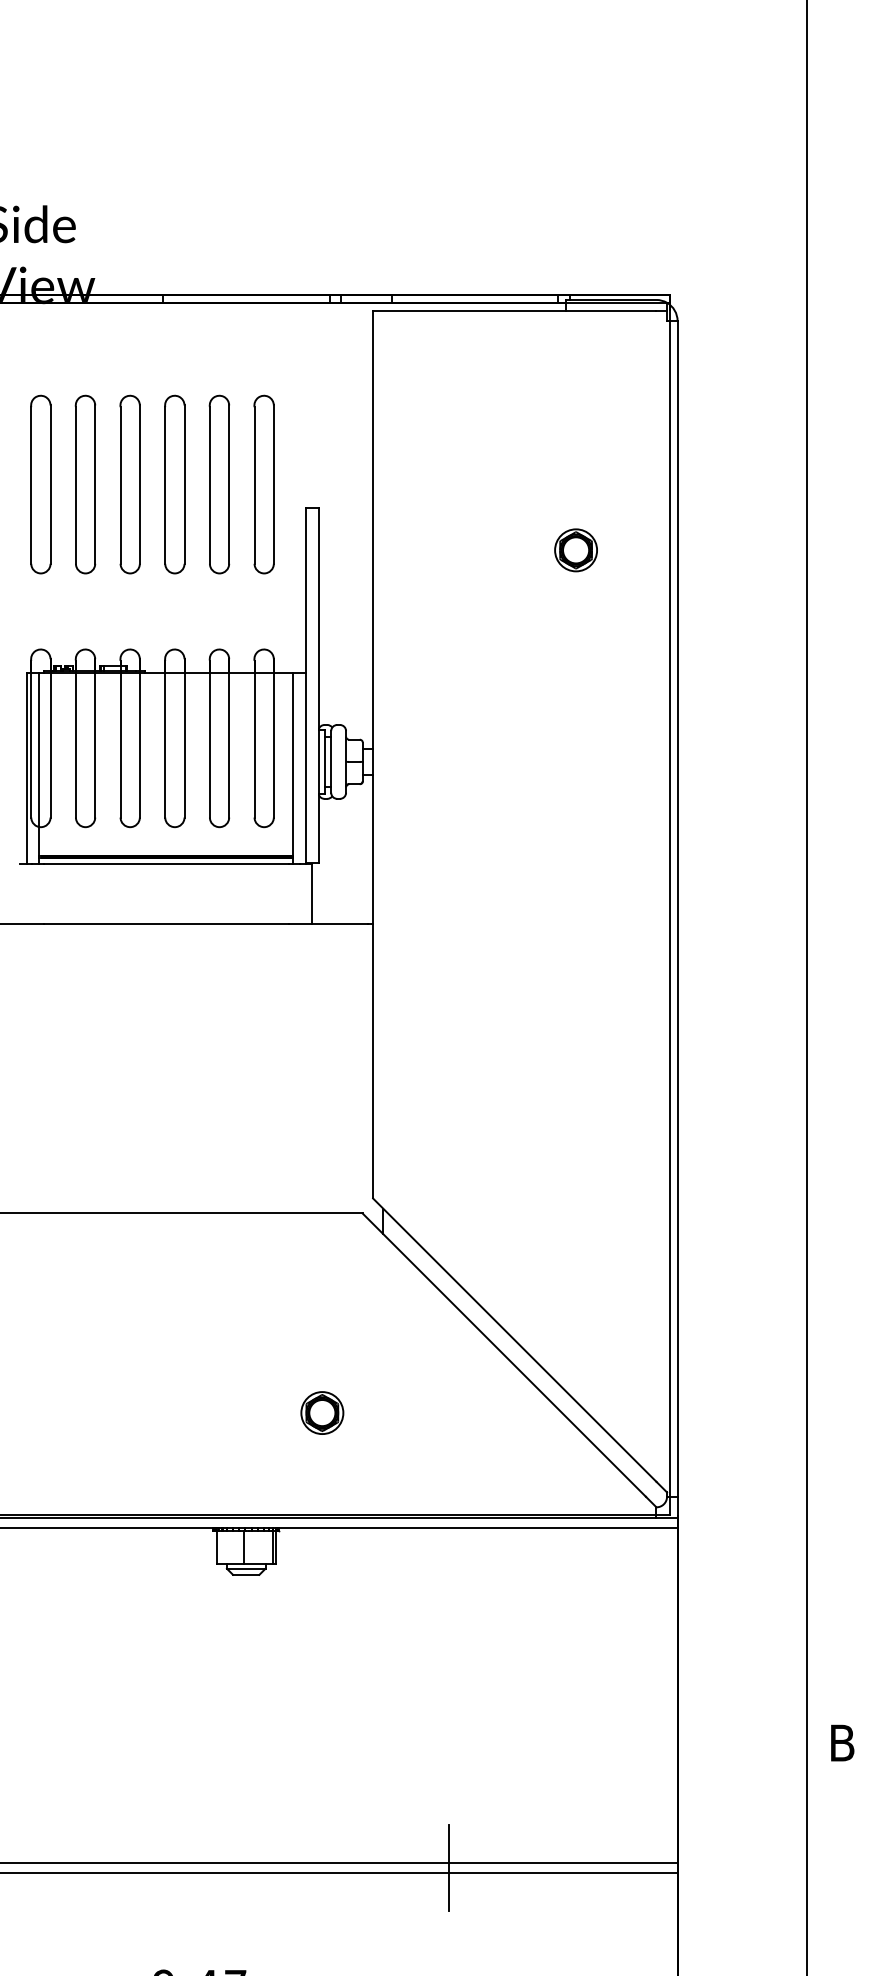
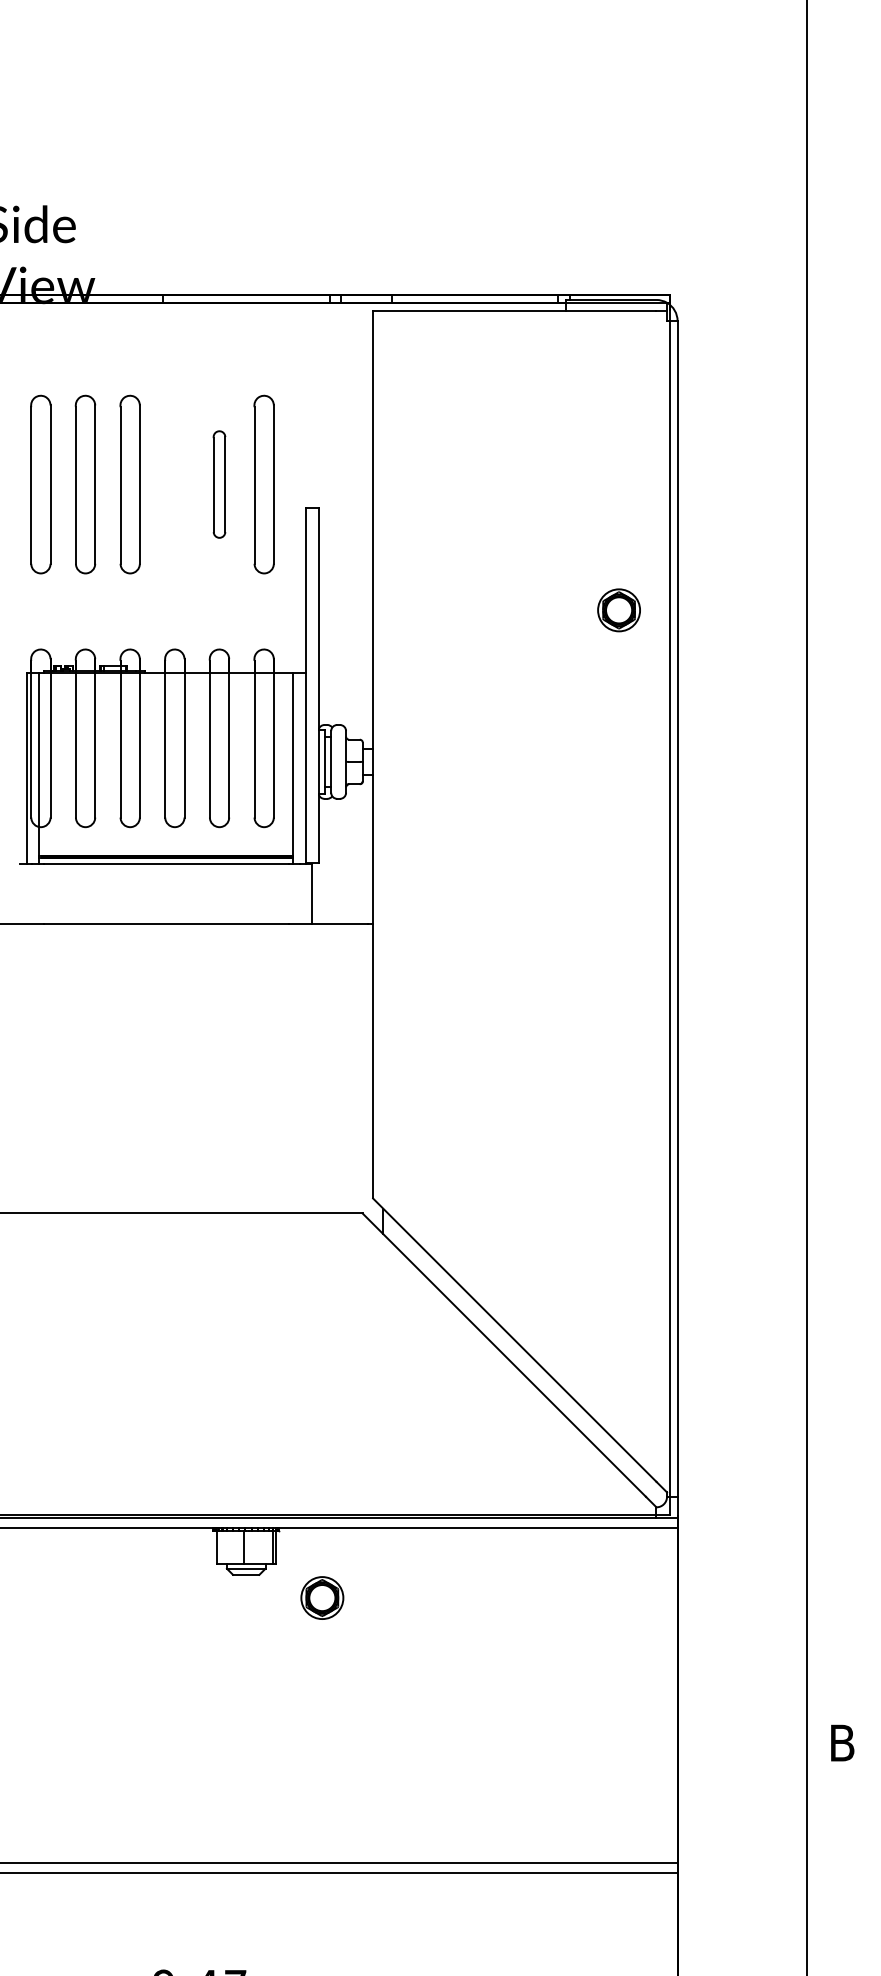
part: present -> none (174, 484)
part size: 23x181 px -> 15x109 px (219, 484)
part position: (575, 550) -> (618, 610) (618, 610)
part position: (322, 1412) -> (322, 1597) (322, 1597)
line: present -> none (449, 1867)
